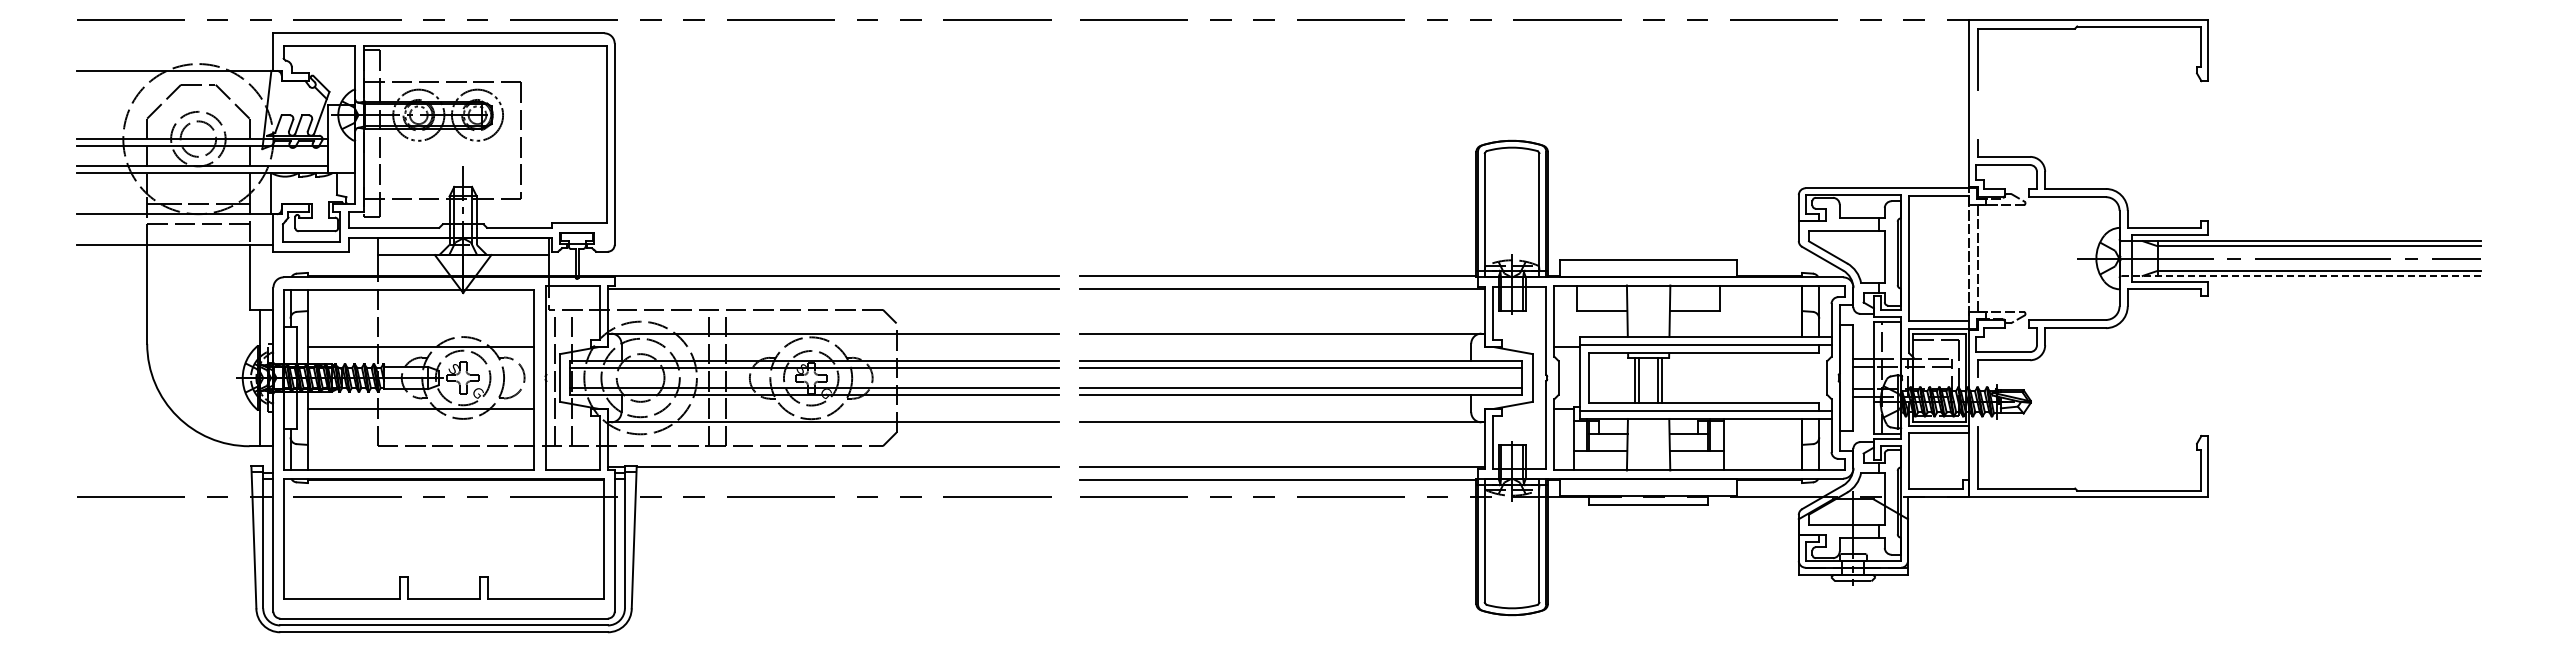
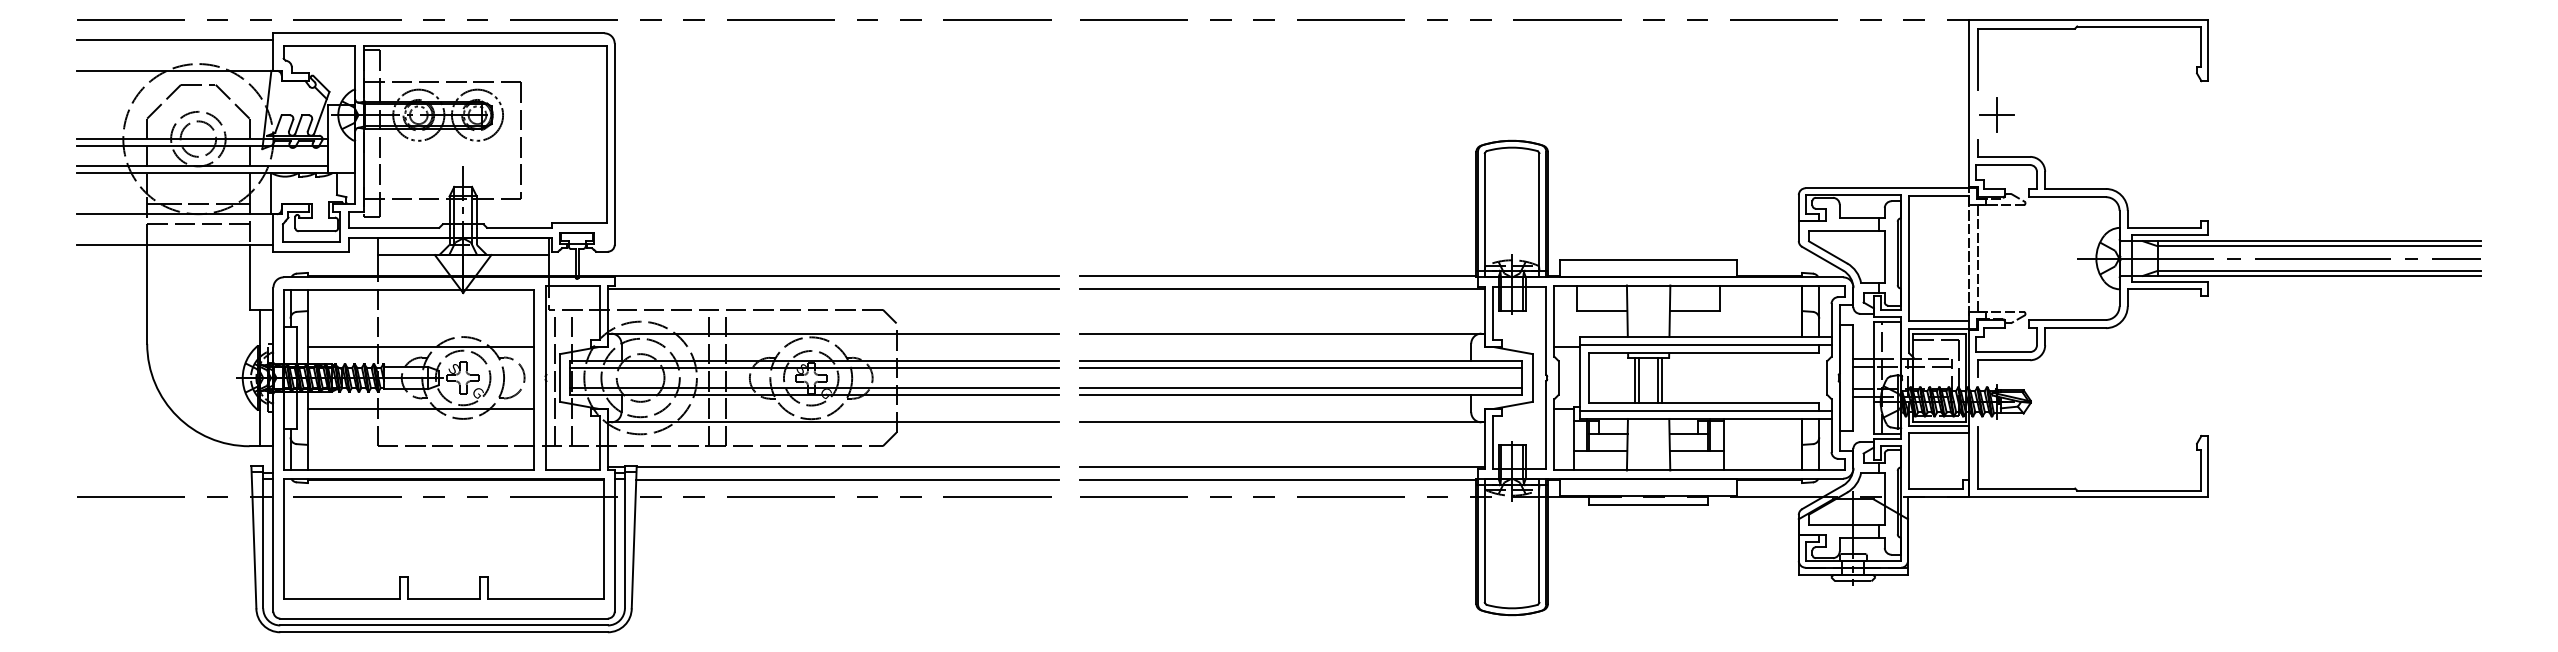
line: none -> present (174, 40)
part: none -> present (1996, 114)
line: dashed -> solid (2301, 275)
line: none -> present (847, 479)
